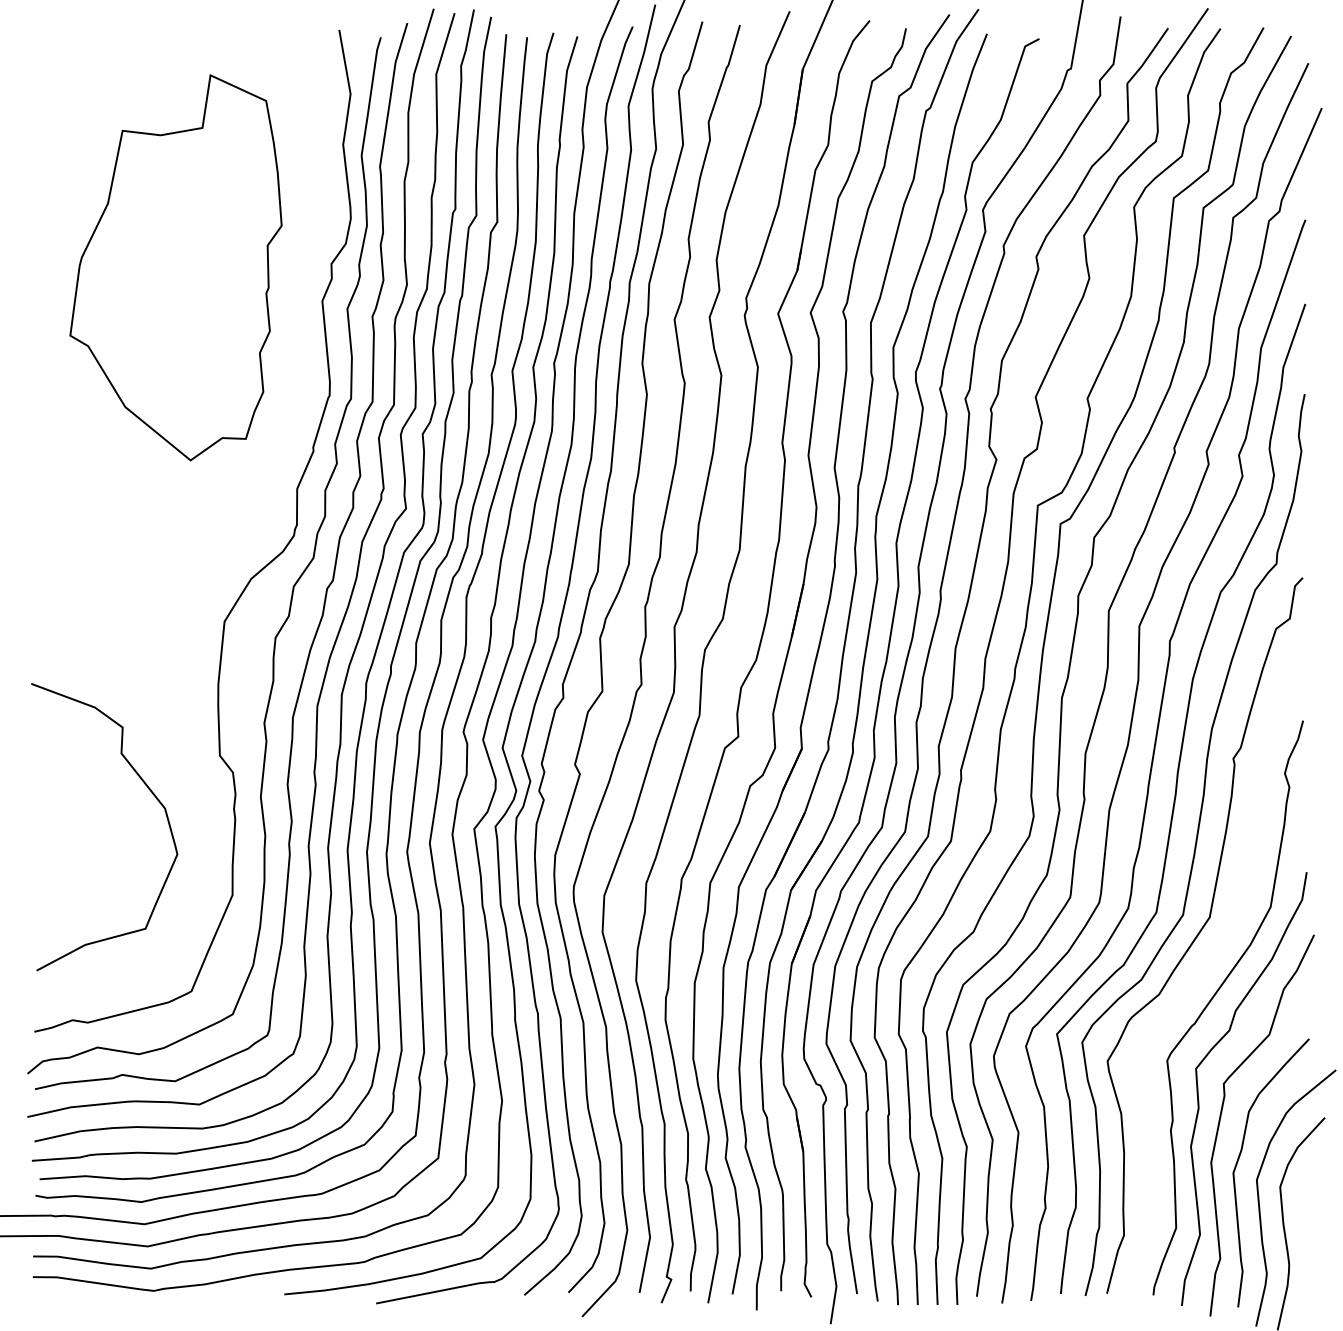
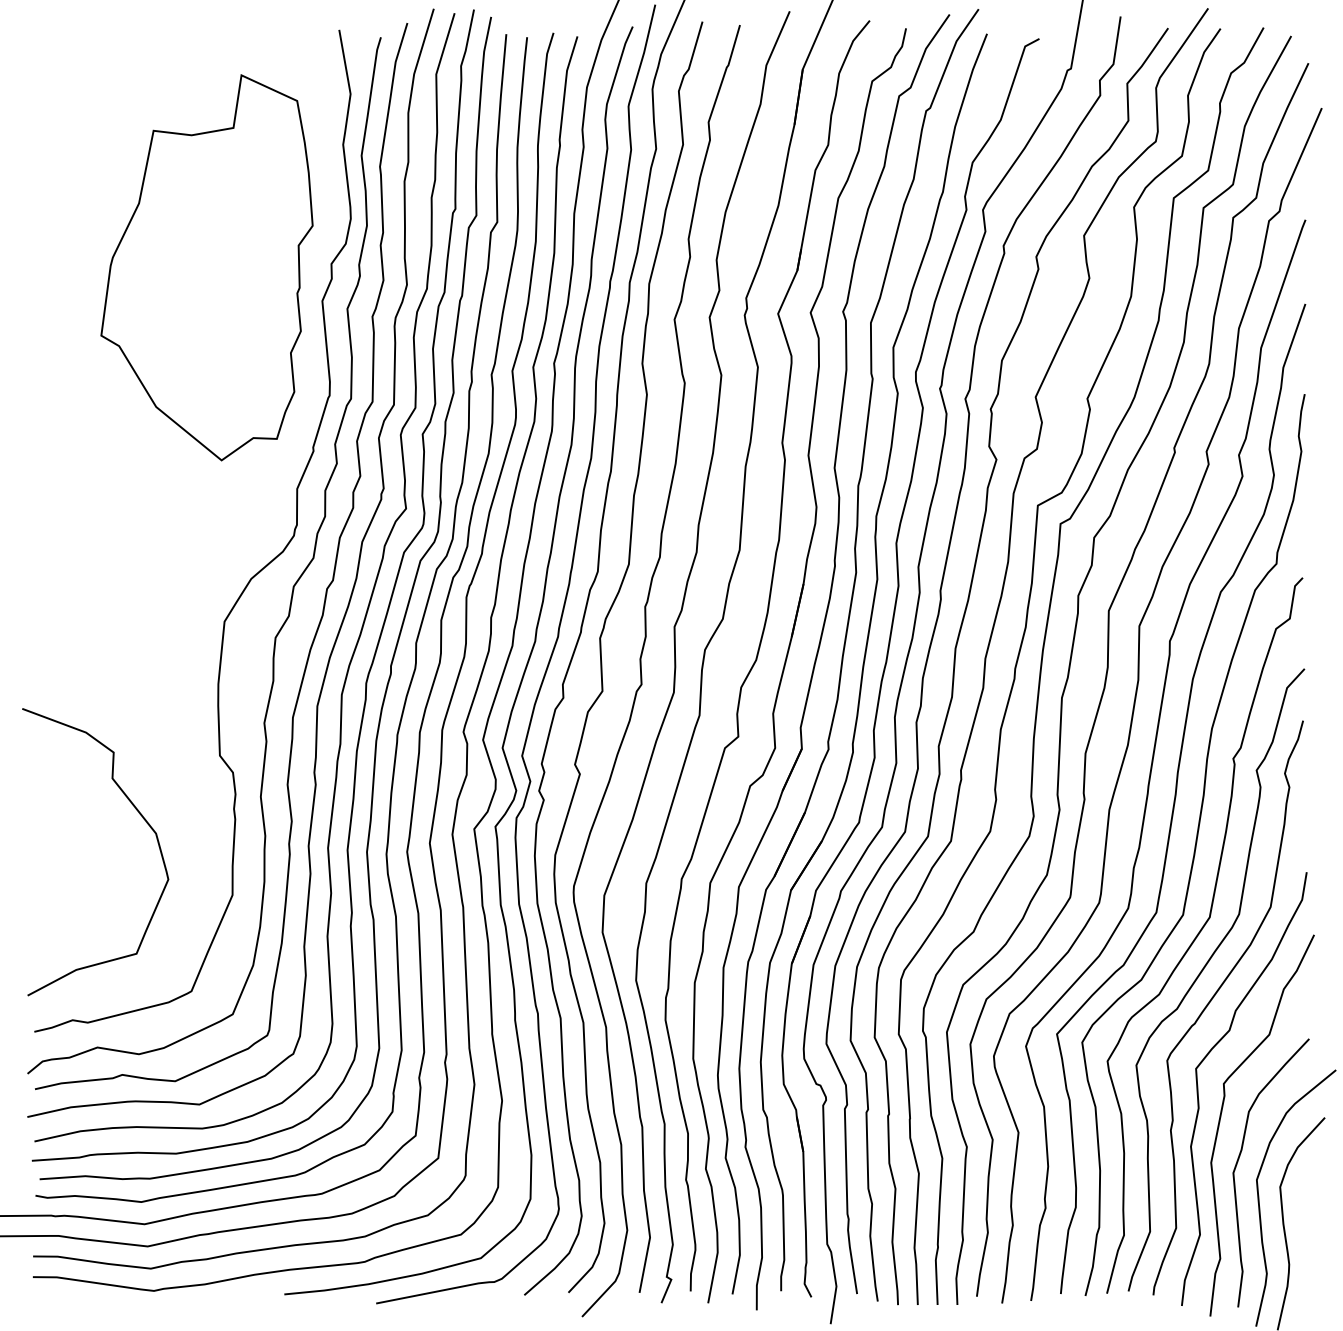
part position: (175, 267) -> (206, 267) (206, 267)
curve position: (151, 793) -> (142, 818) (142, 818)
curve: none -> present (1204, 969)
